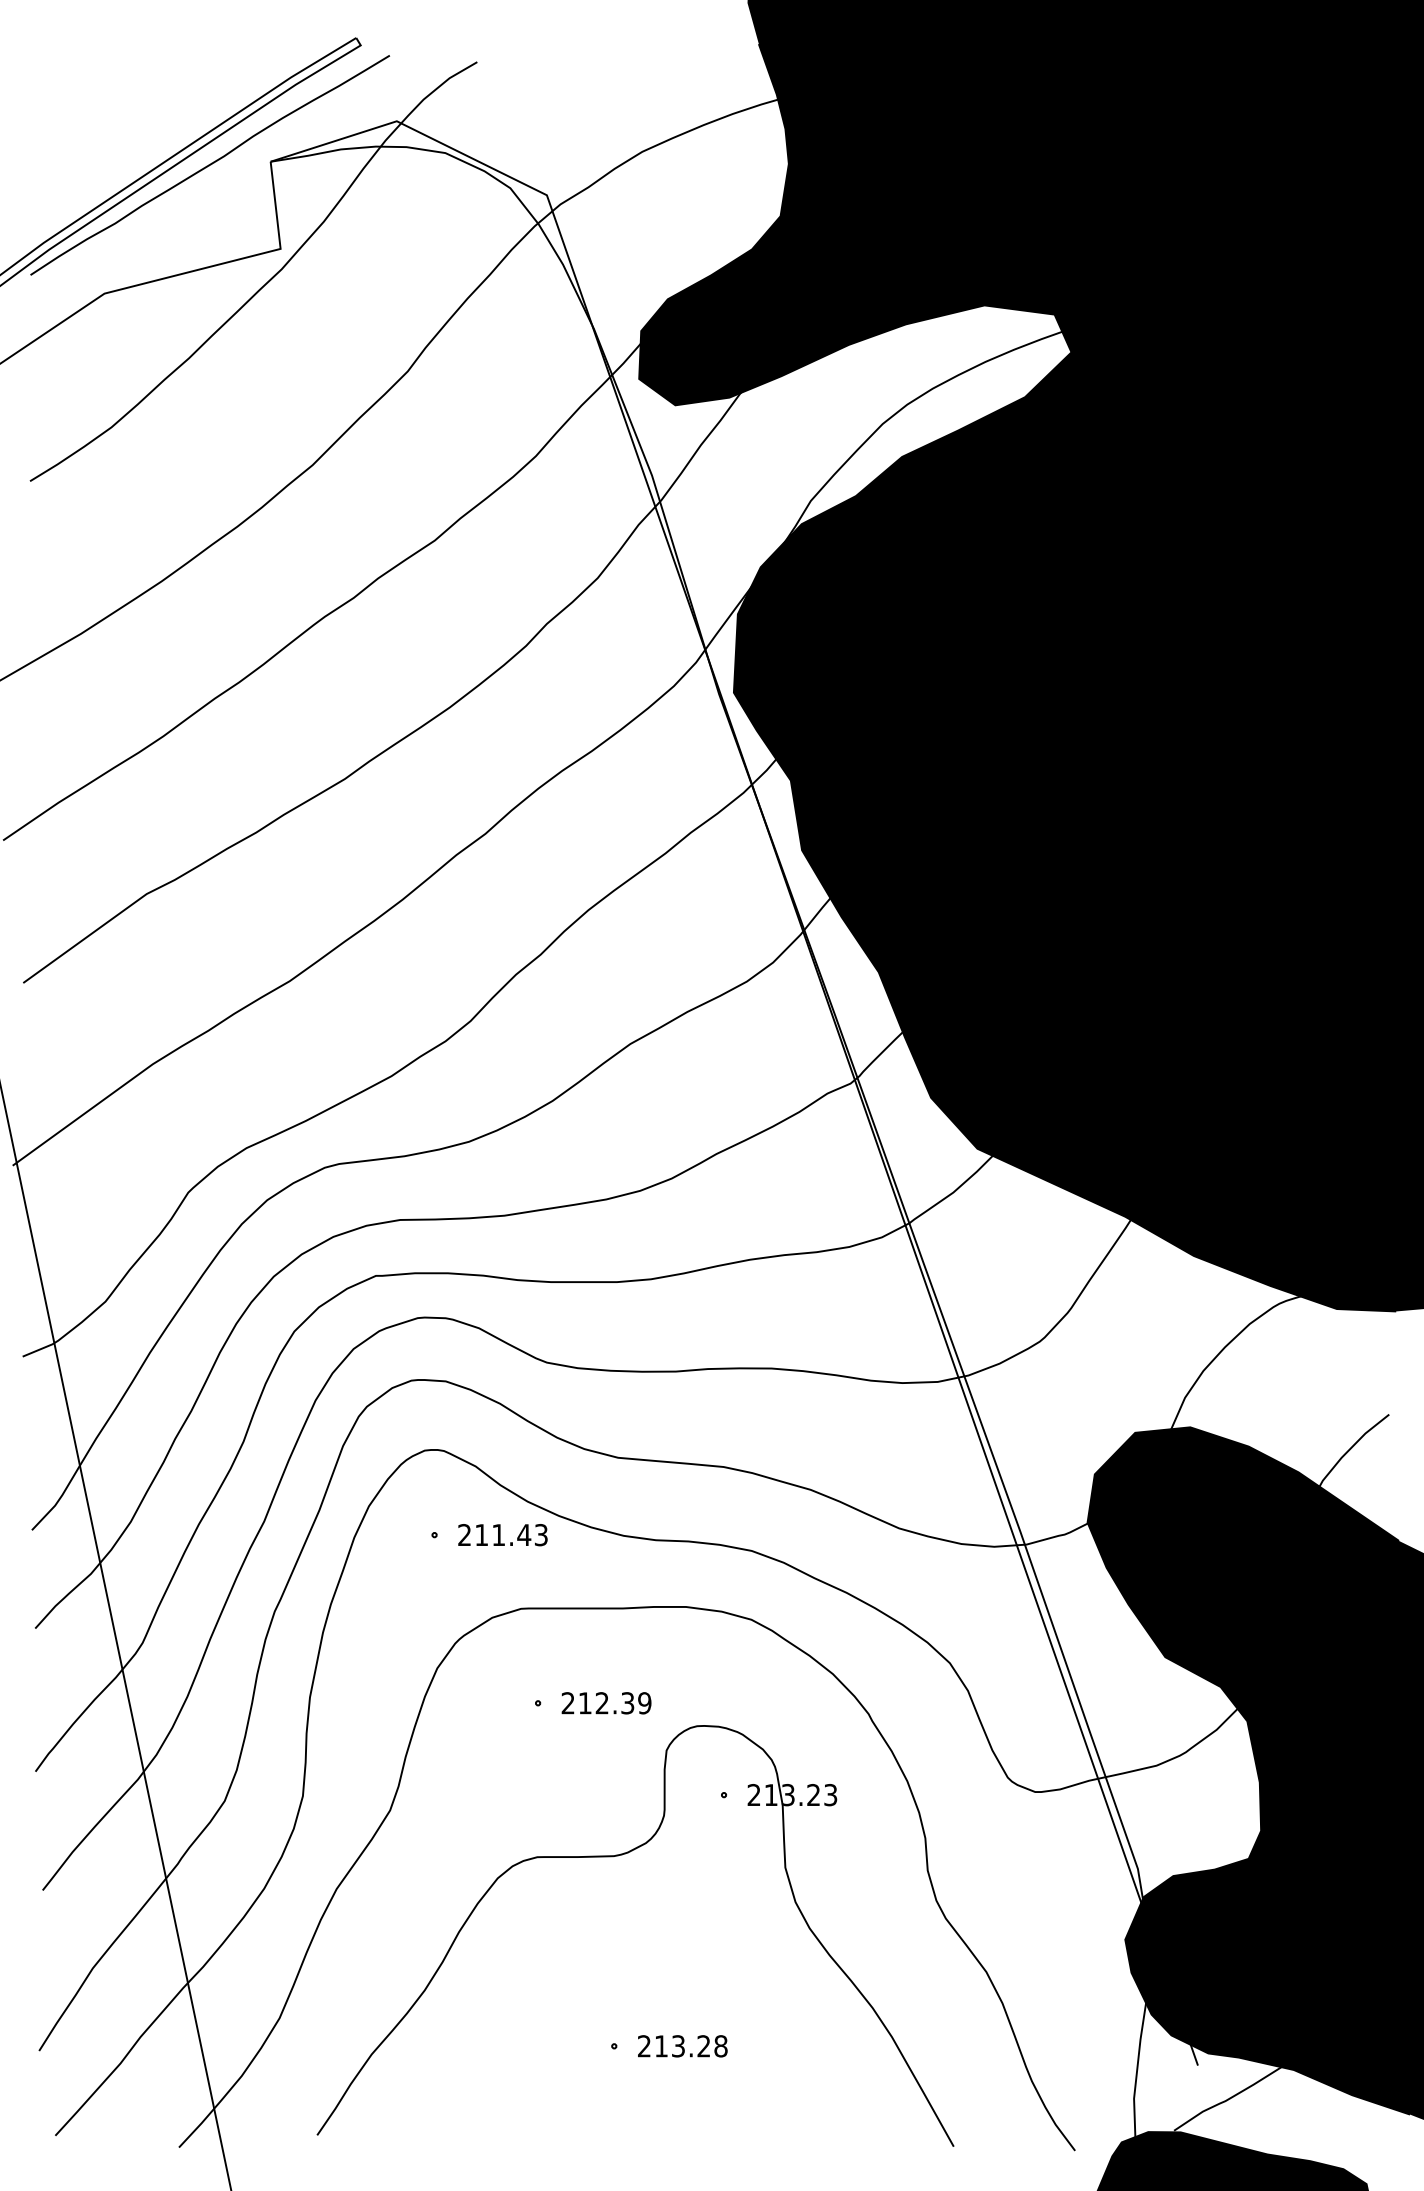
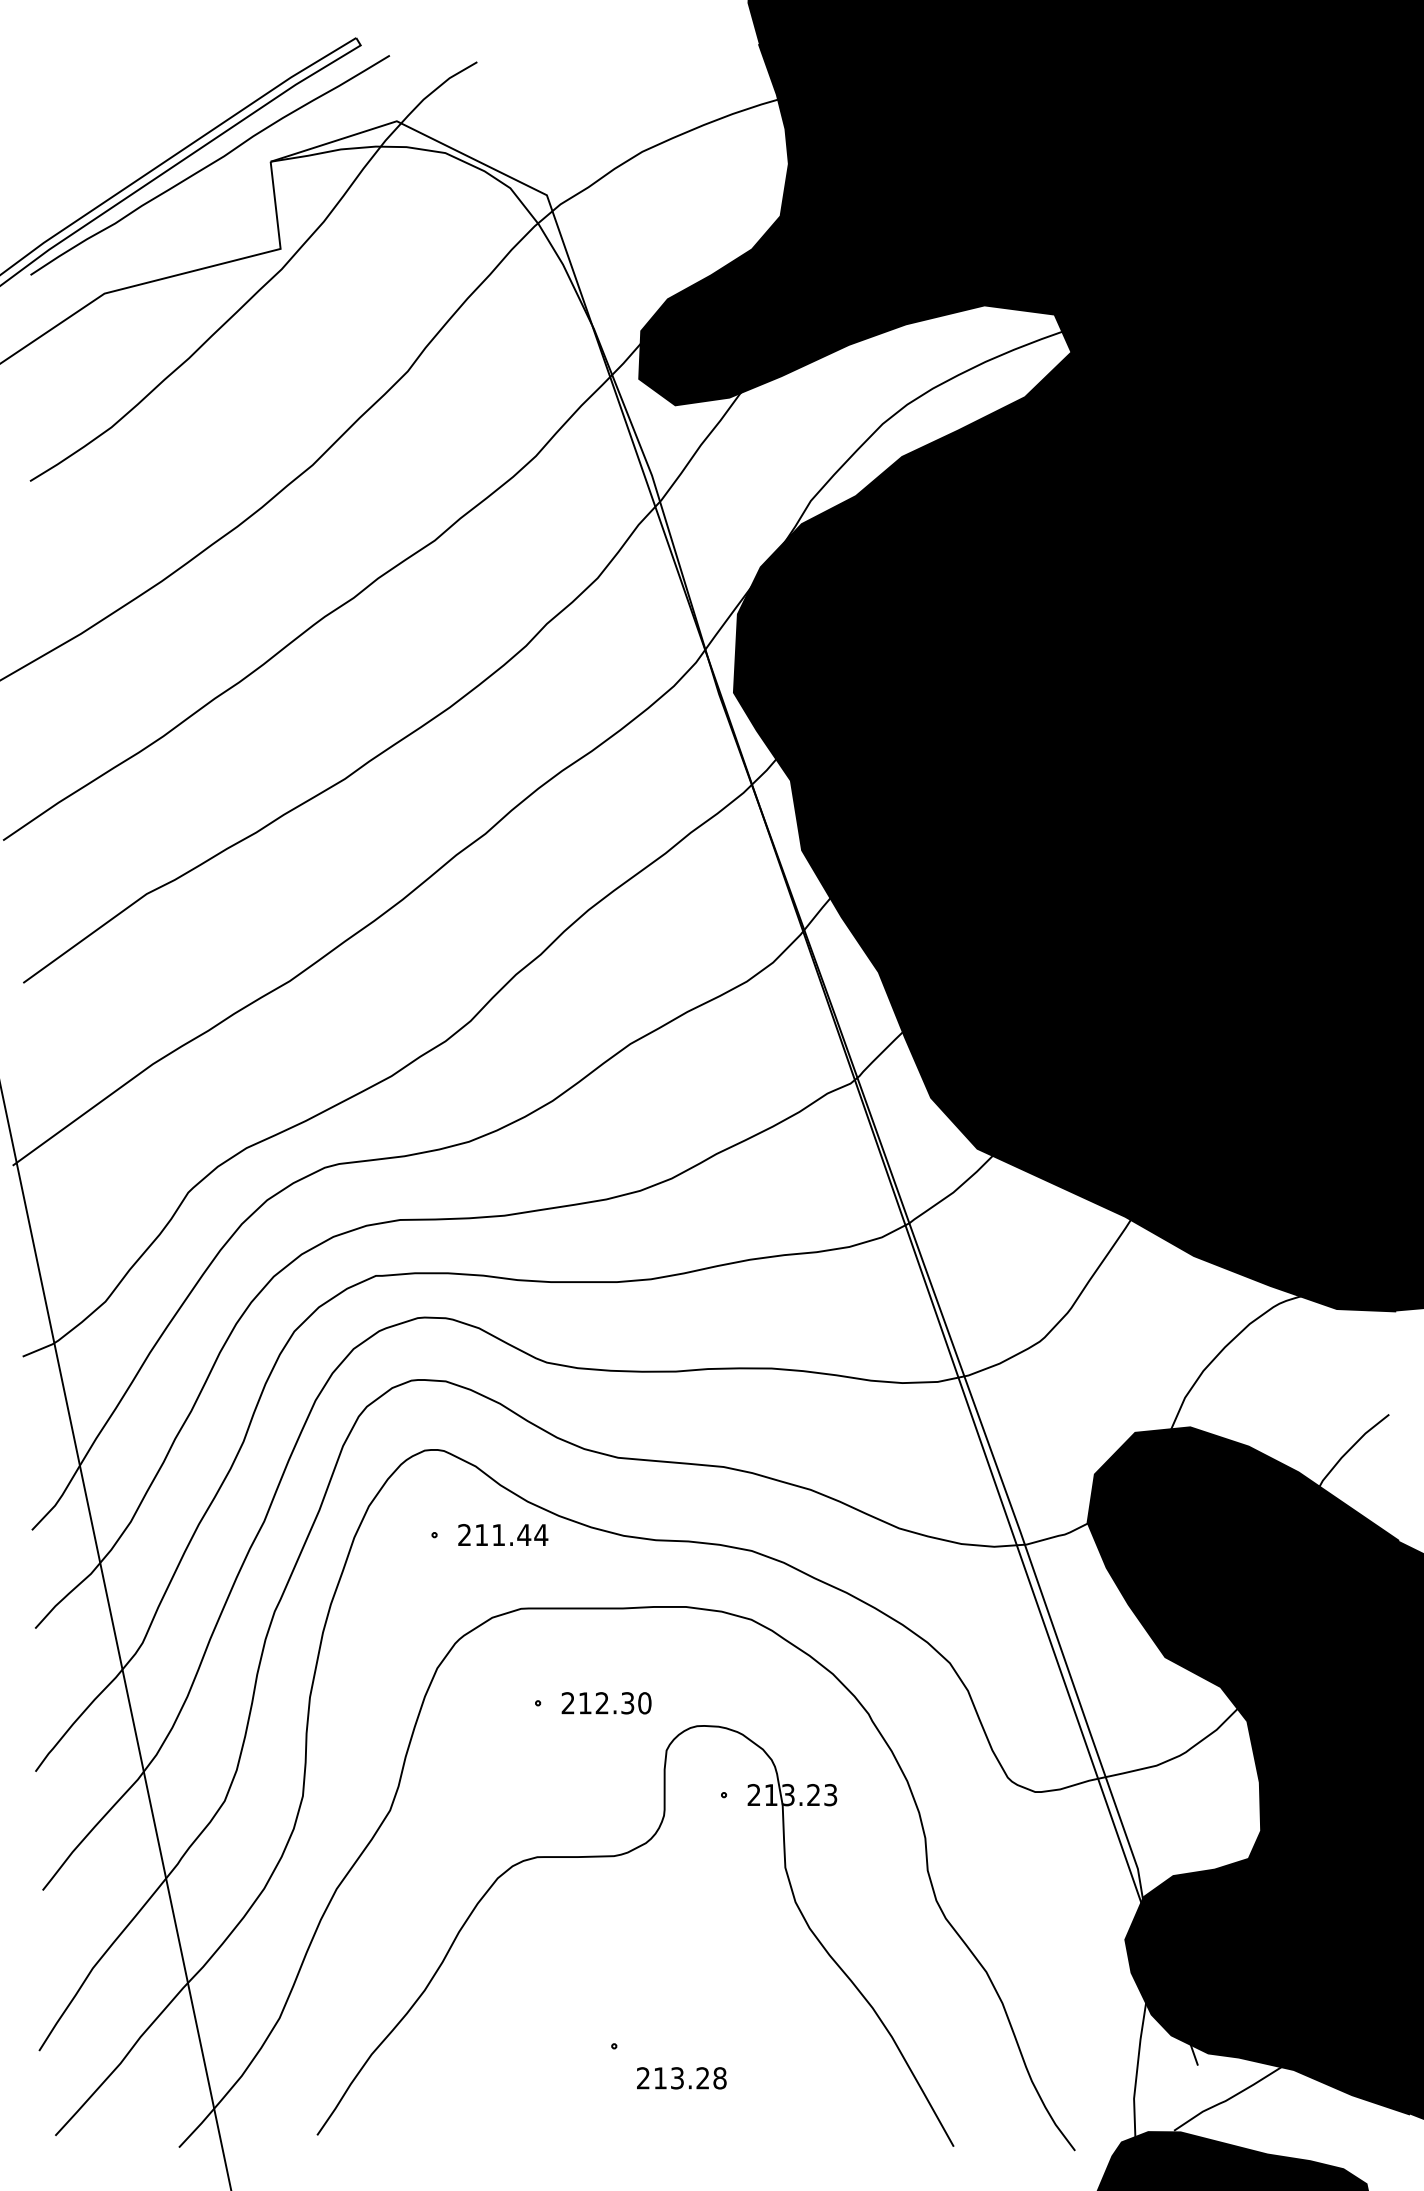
text: 211.43 -> 211.44 (541, 1535)
text: 212.39 -> 212.30 (644, 1703)
text position: (682, 2046) -> (681, 2078) (681, 2078)
